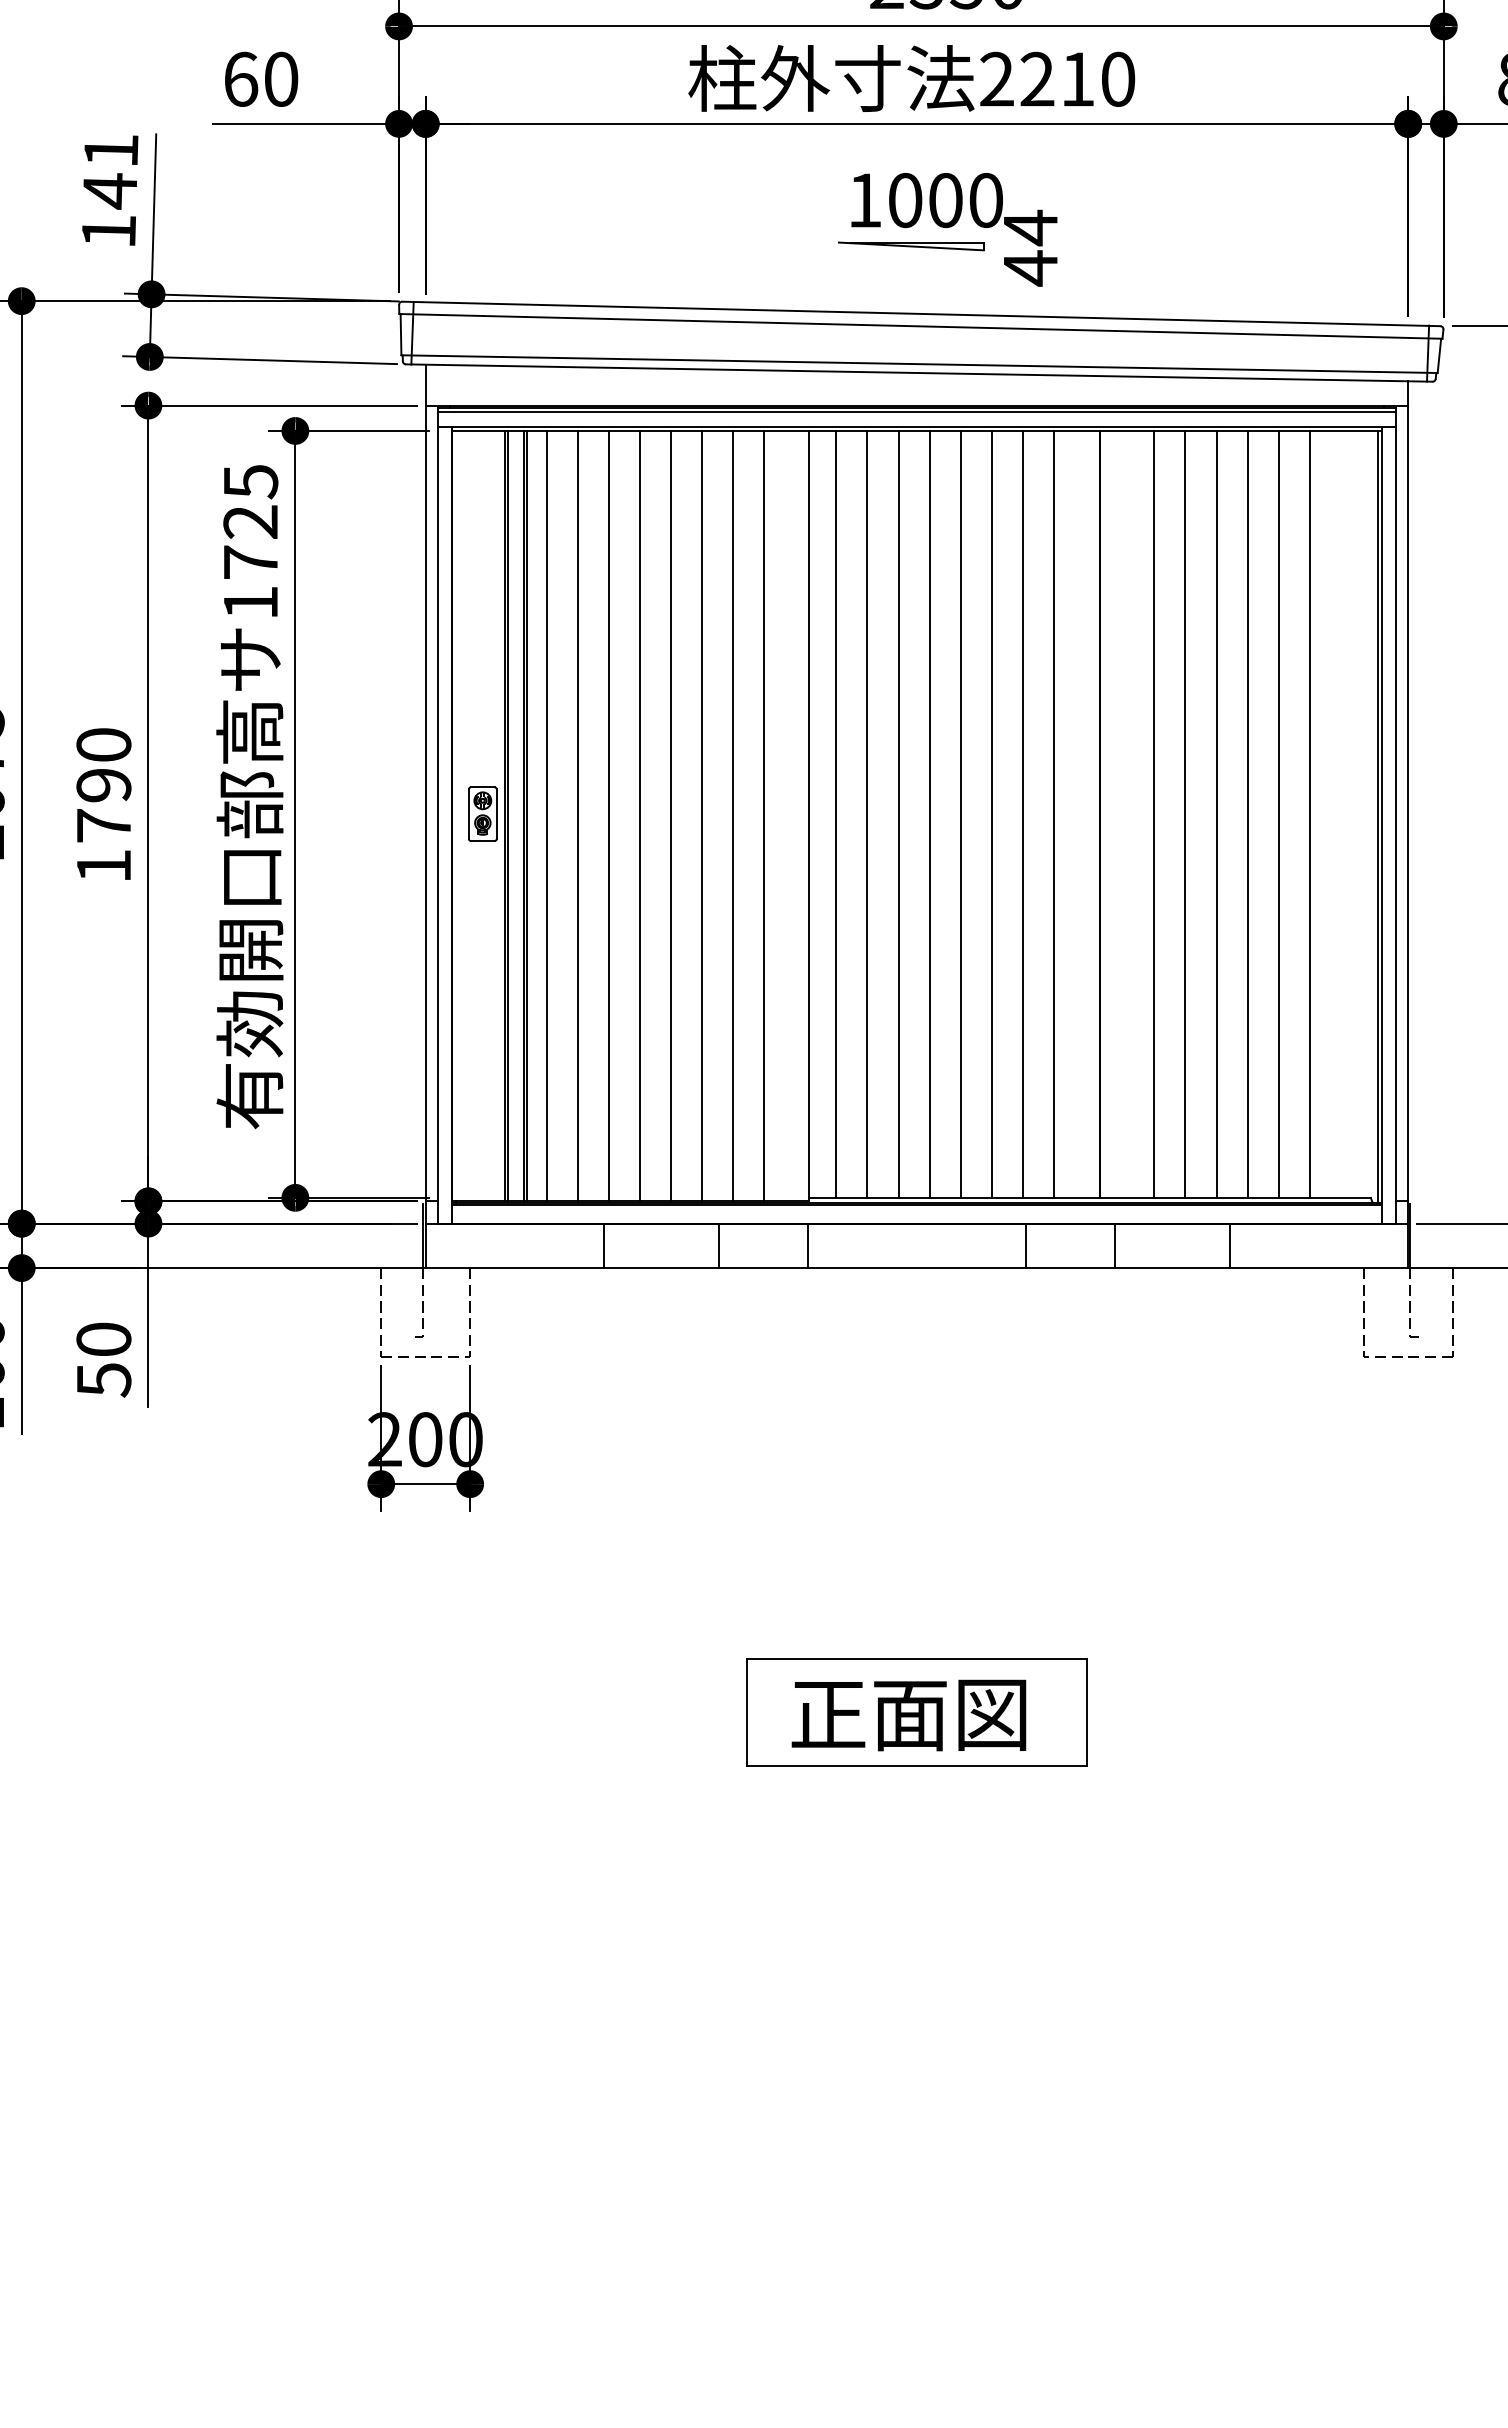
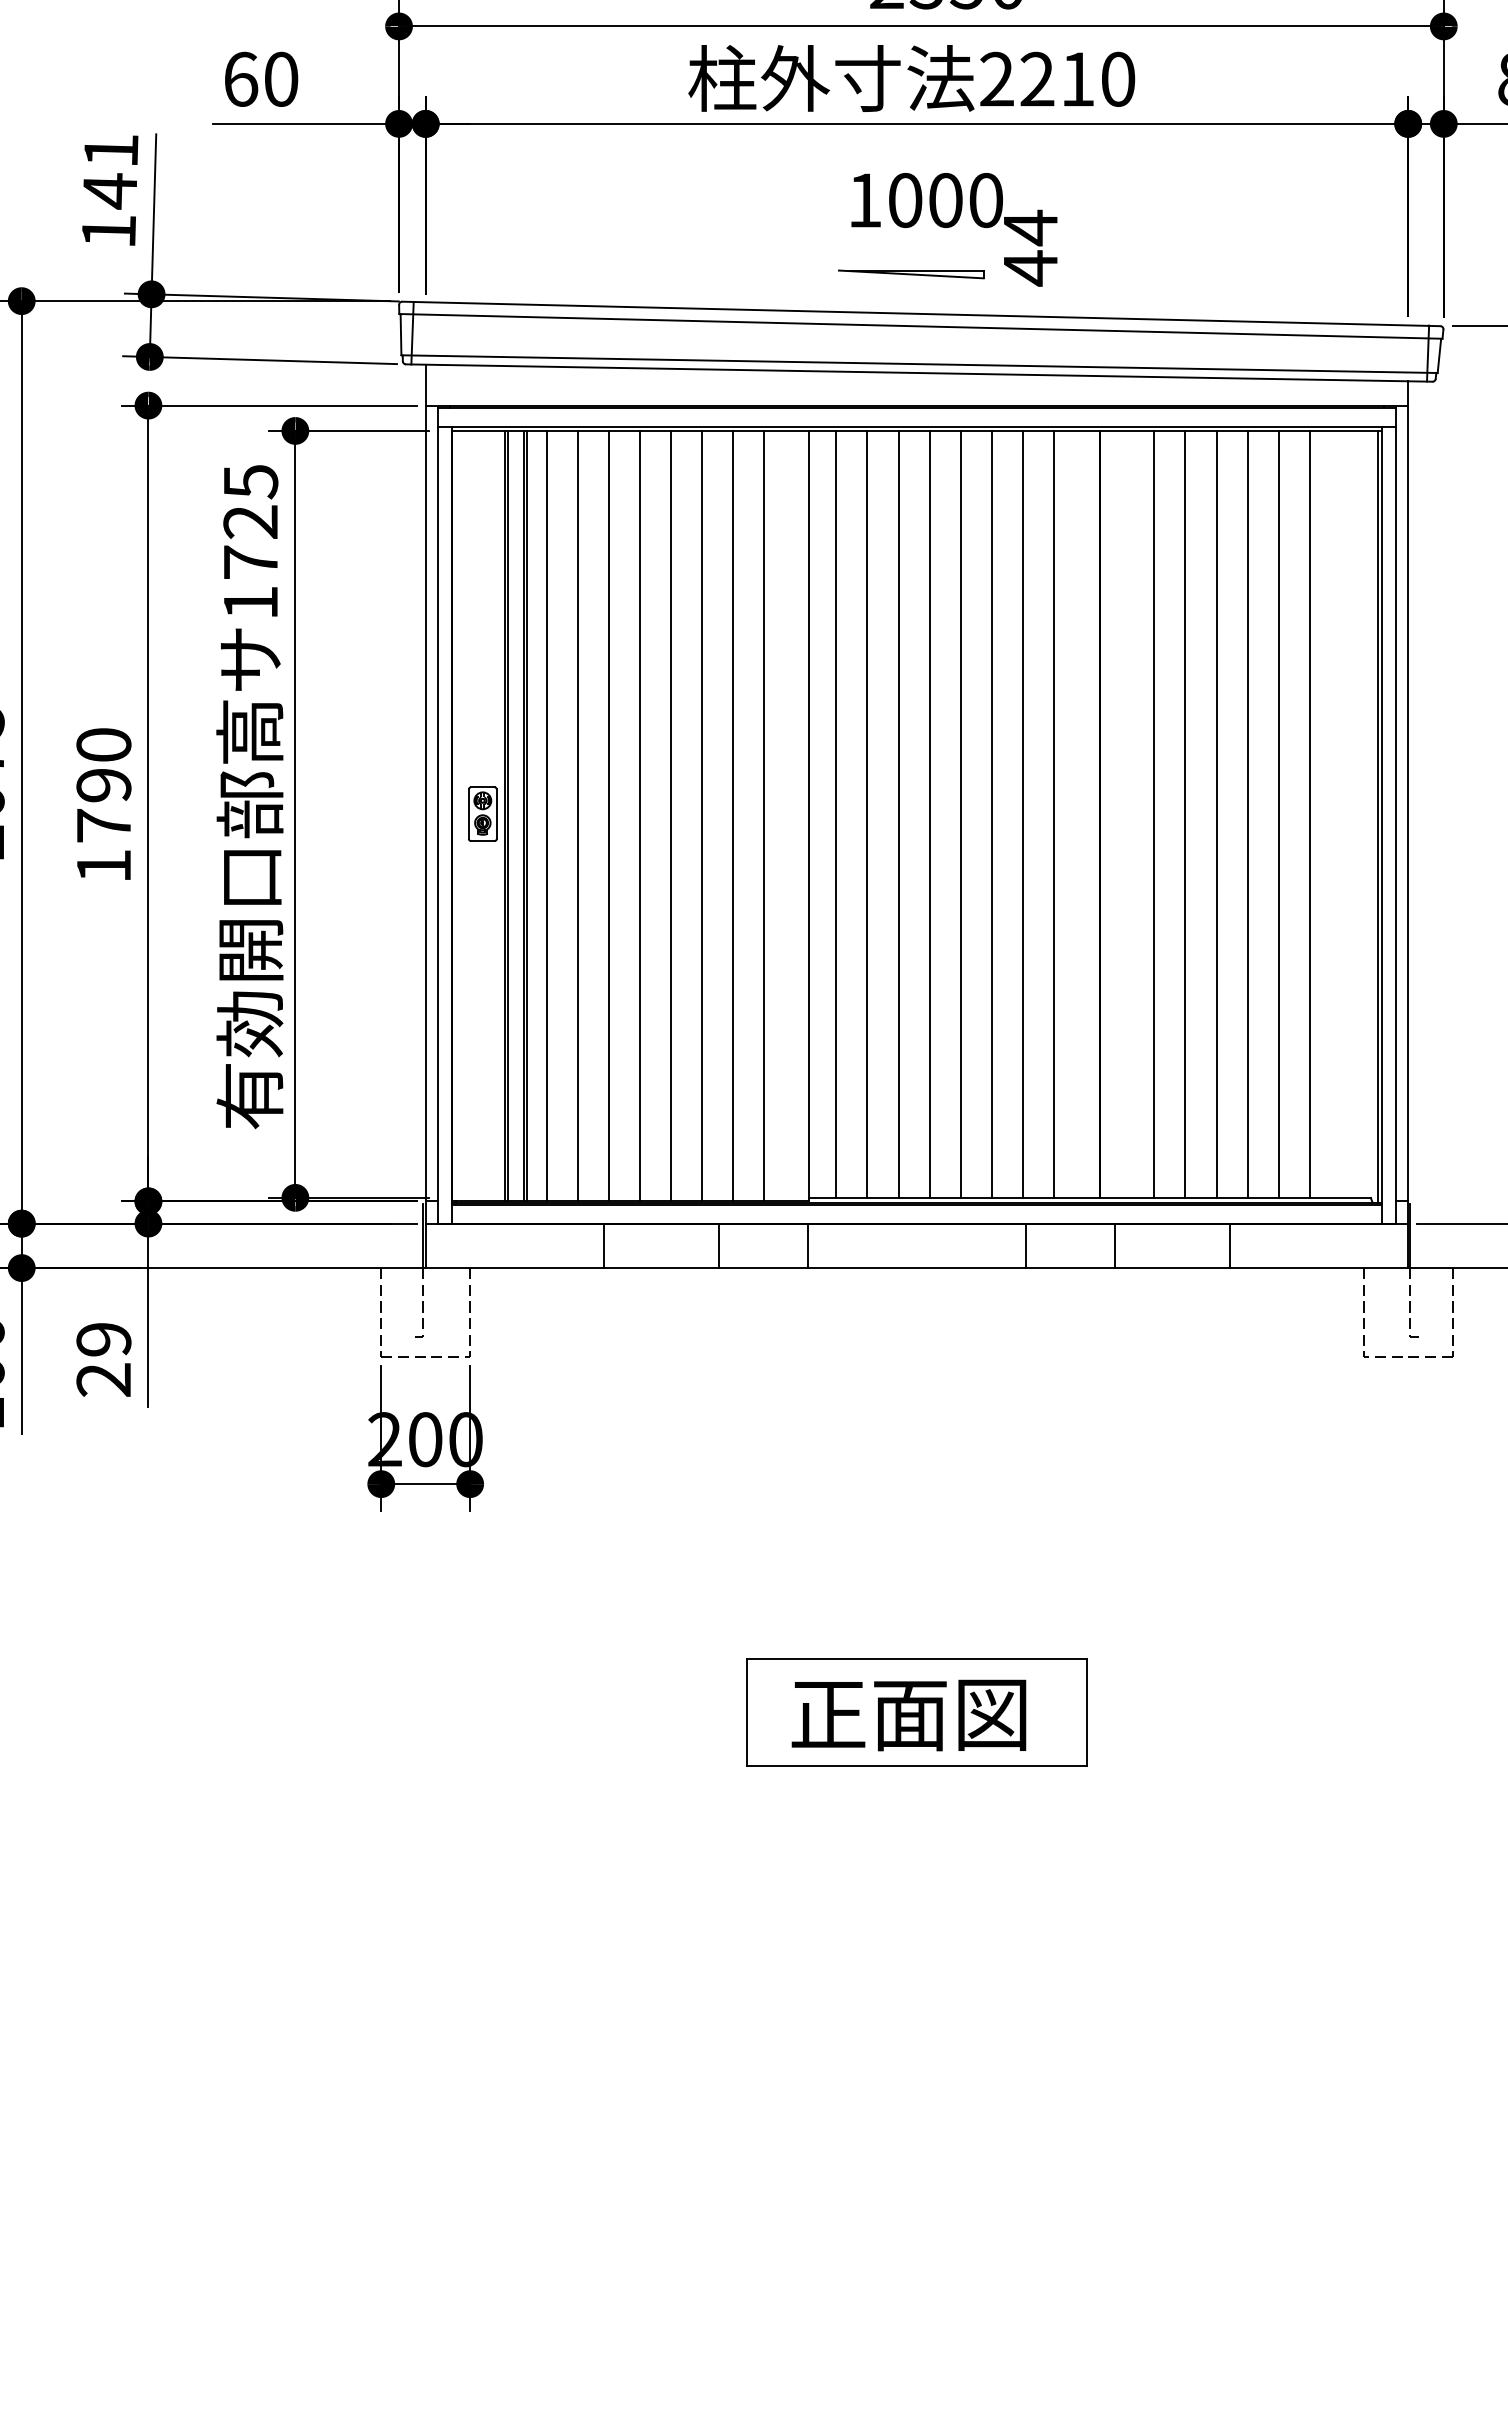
part position: (911, 246) -> (911, 274) (911, 274)
line: present -> none (916, 412)
text: 50 -> 29 (103, 1359)
